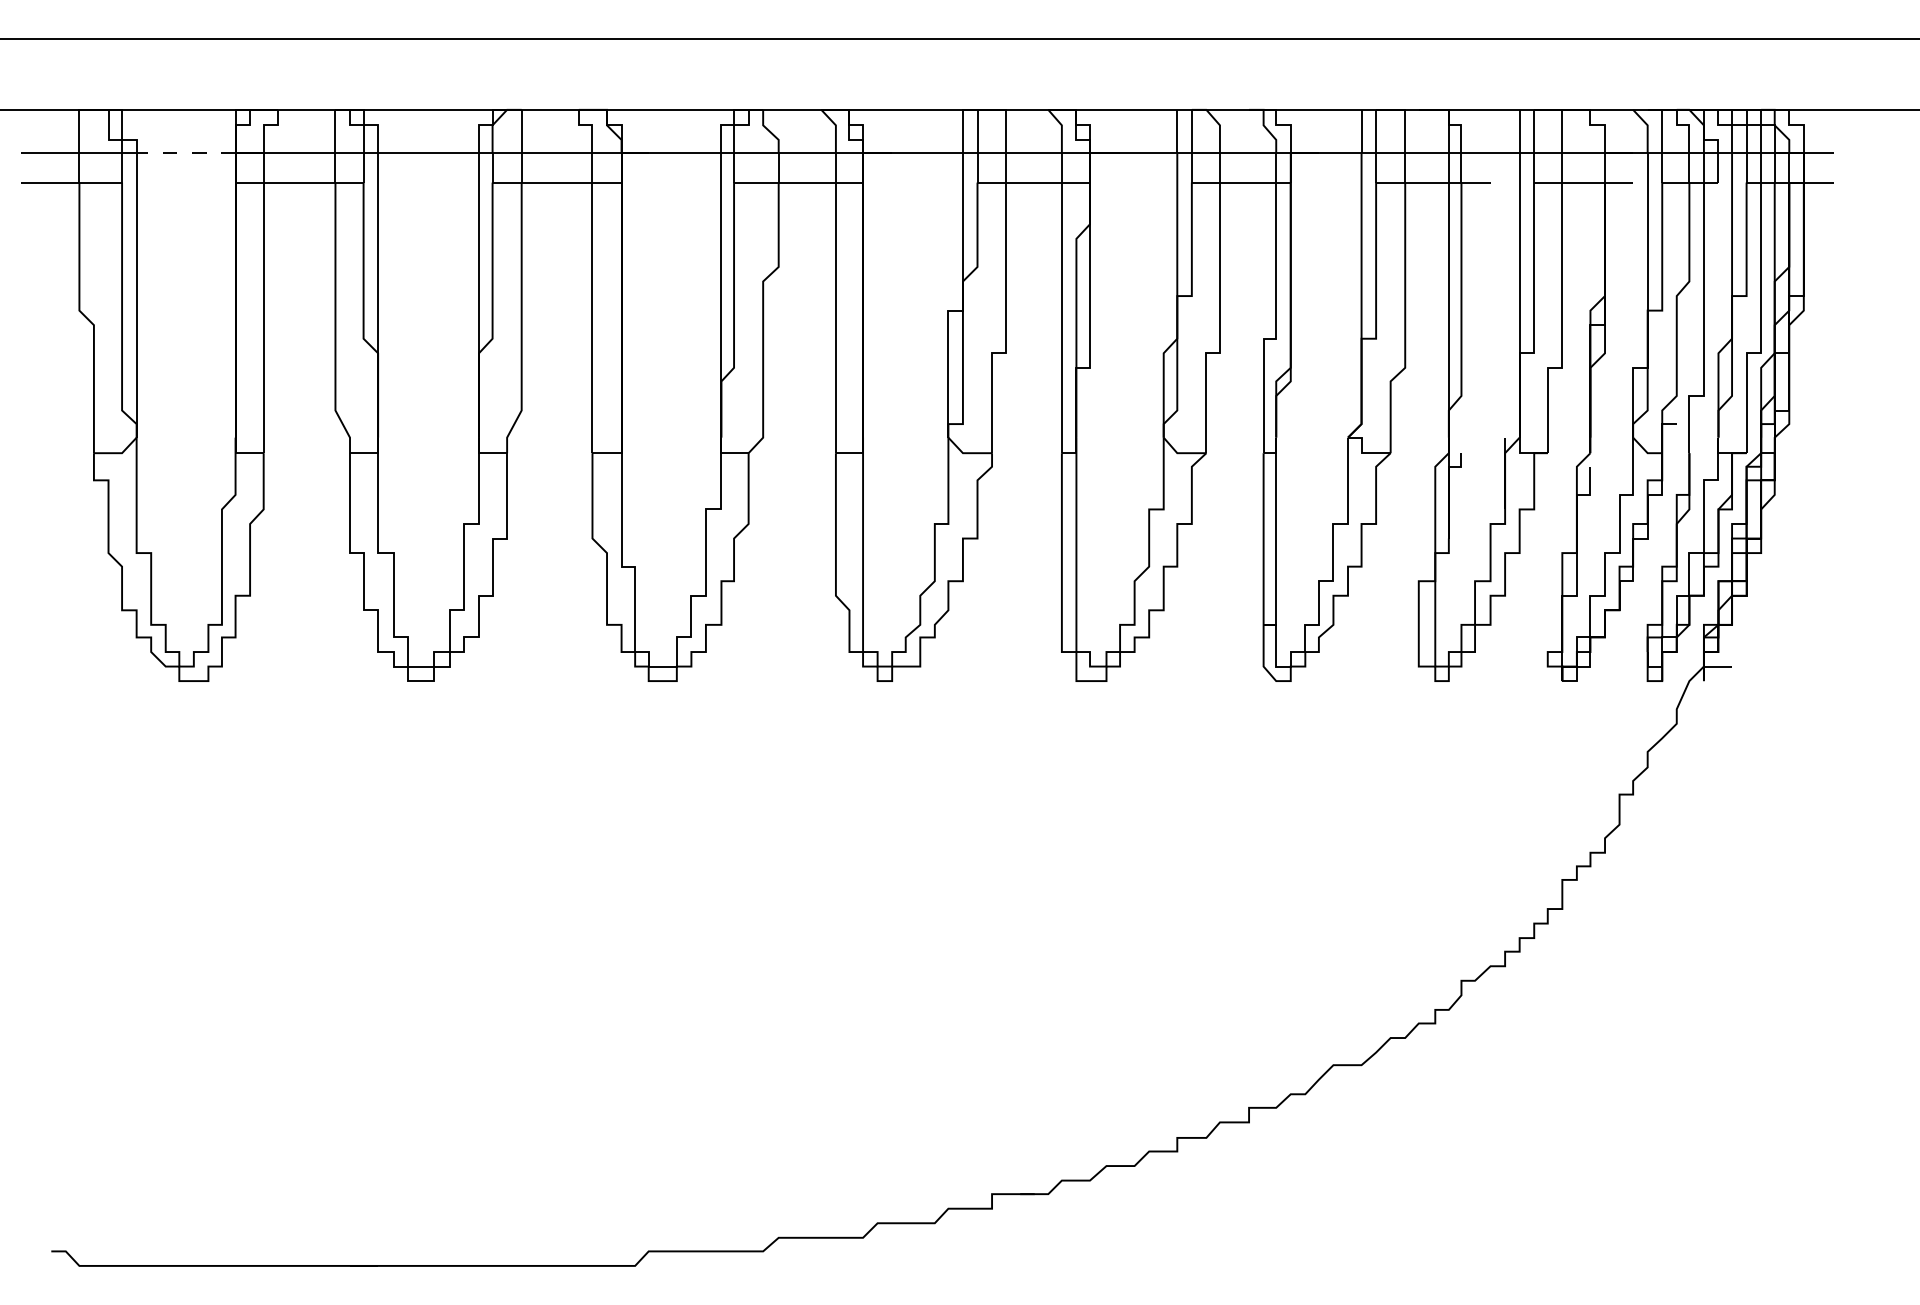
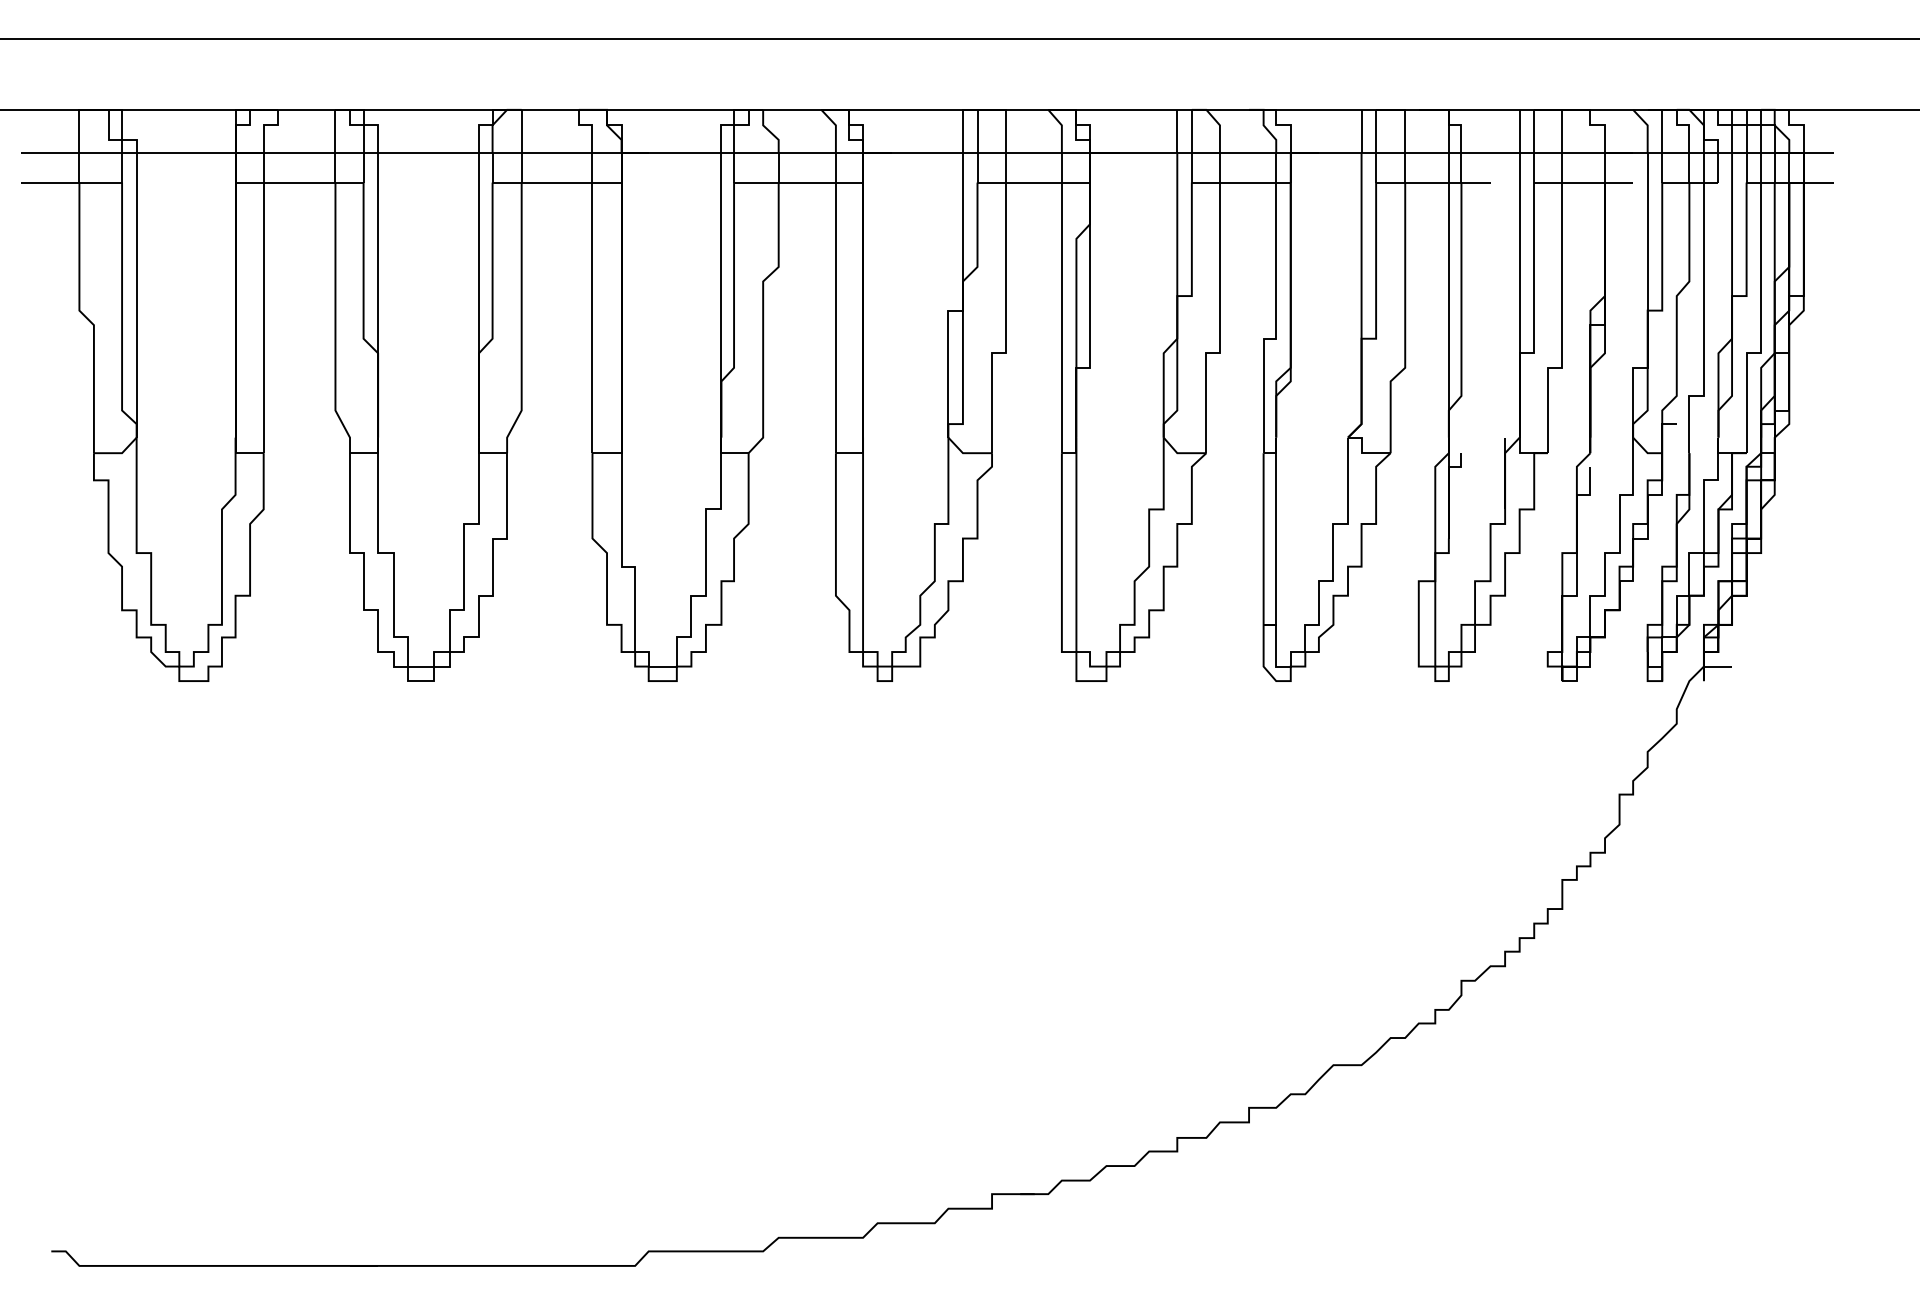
line: dashed -> solid (185, 153)
